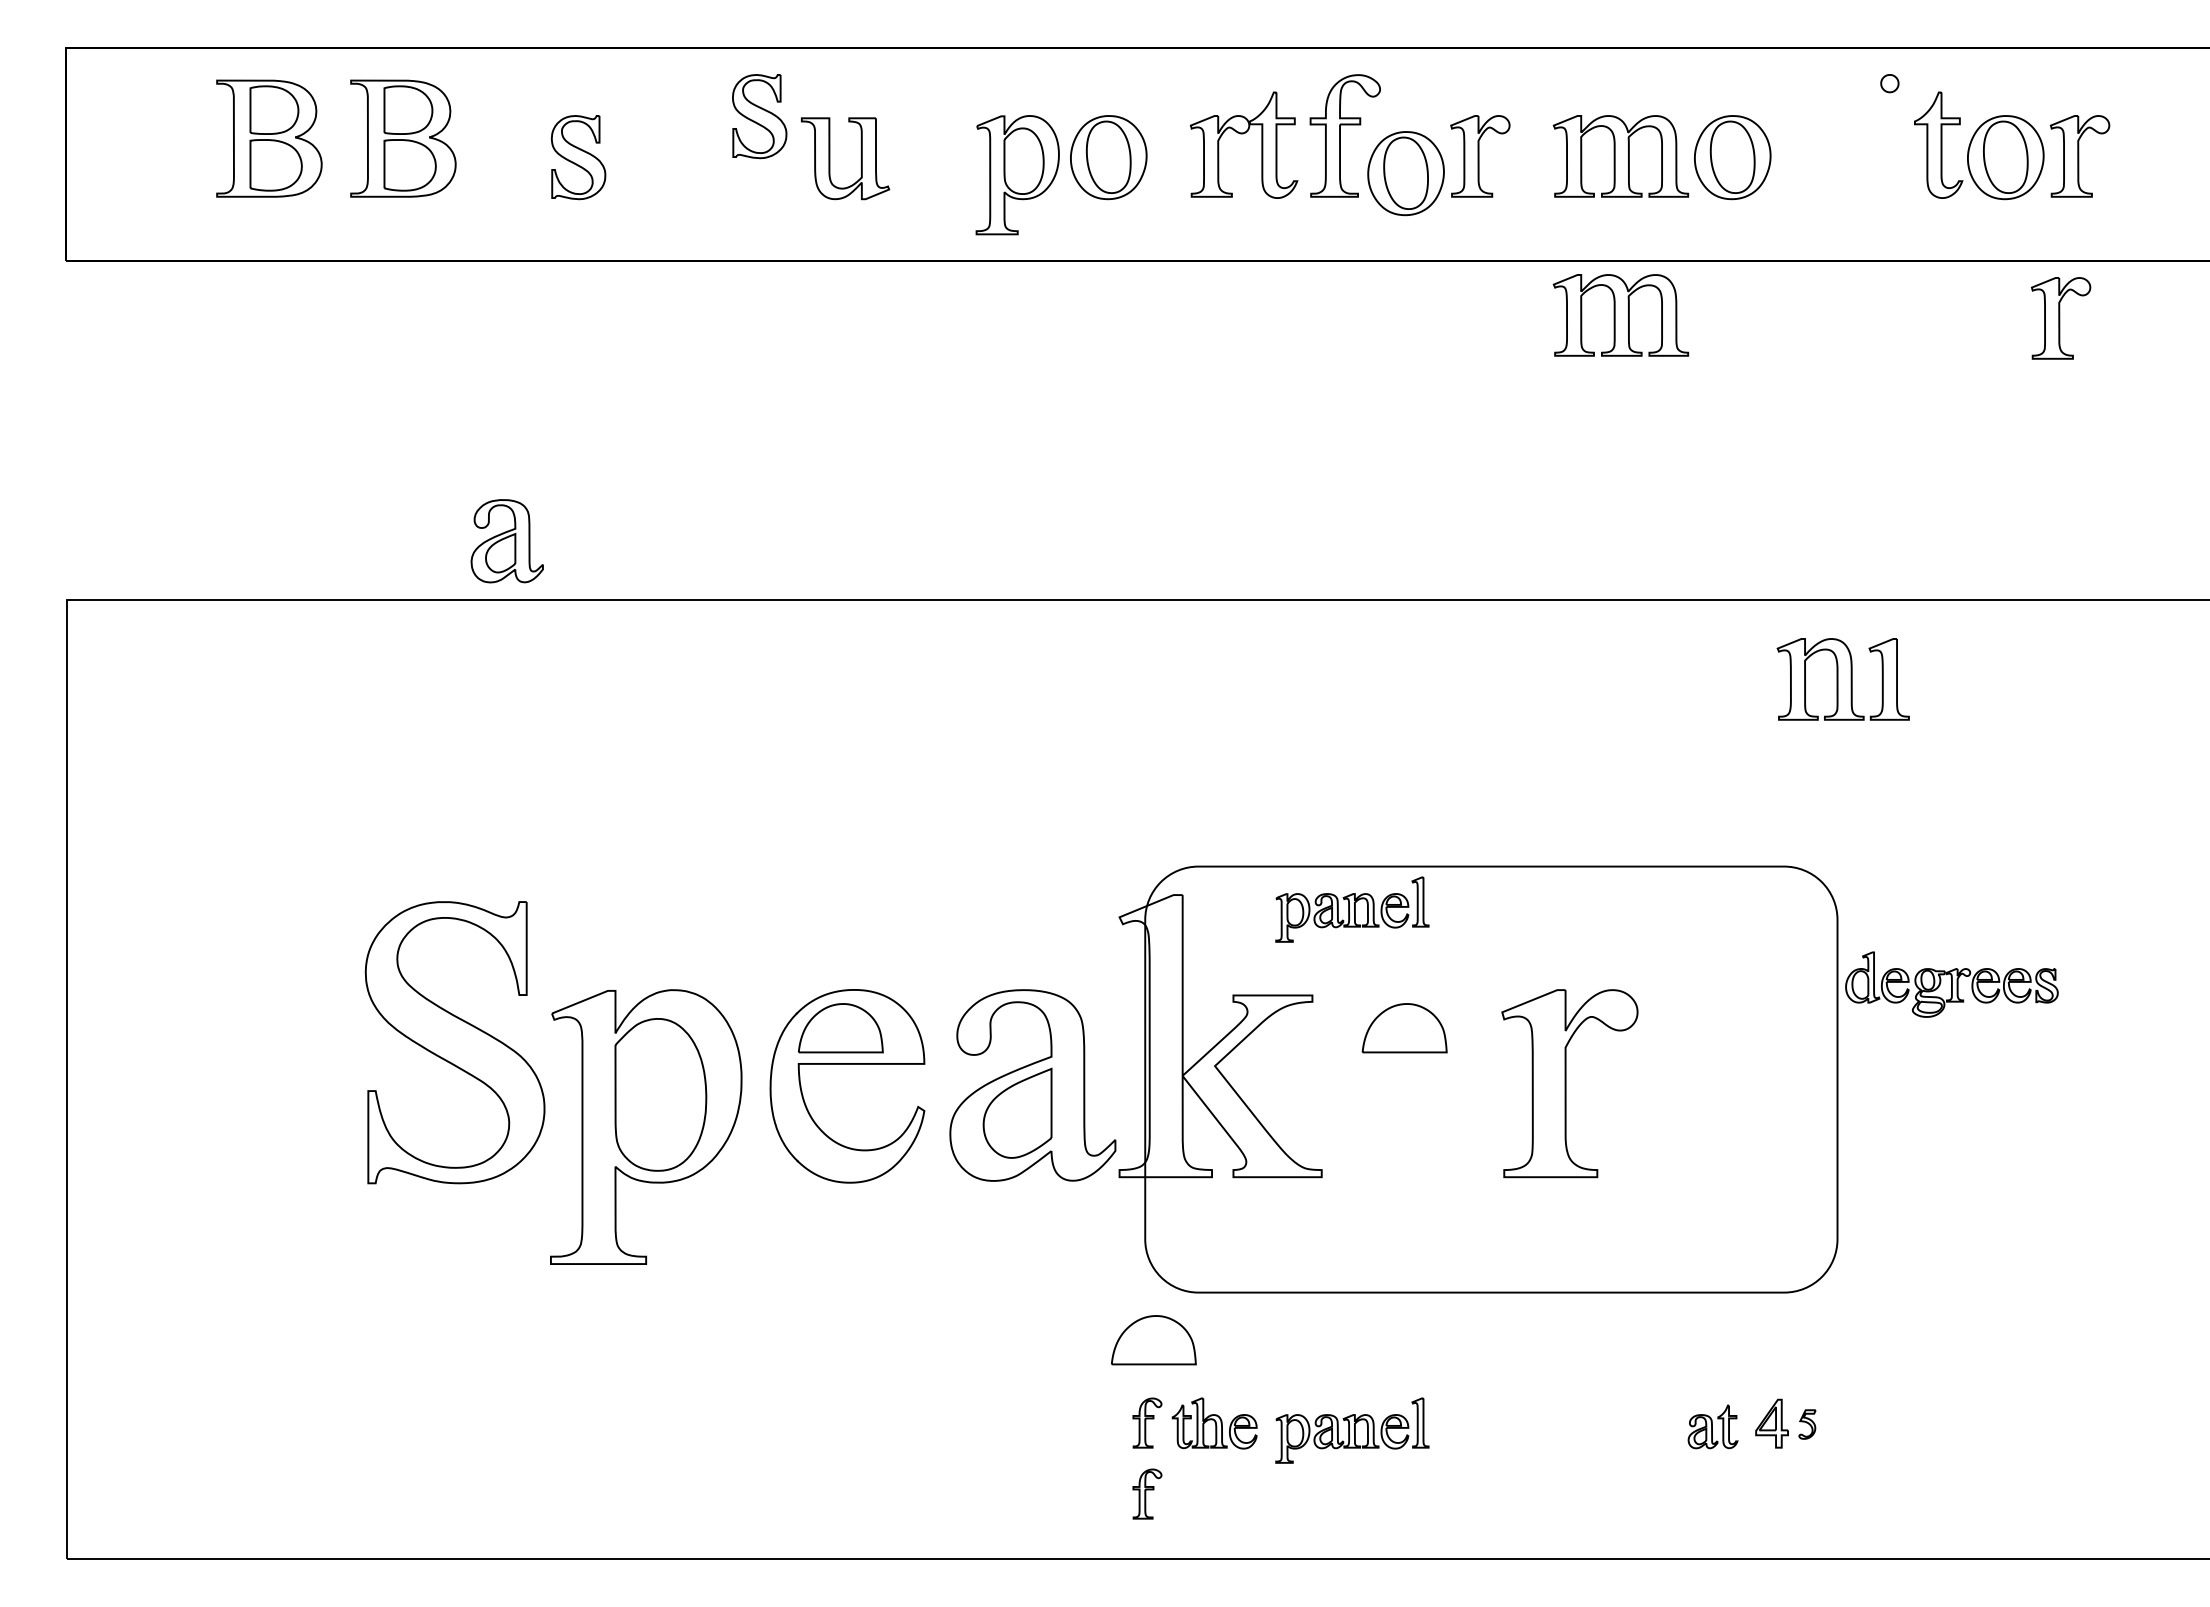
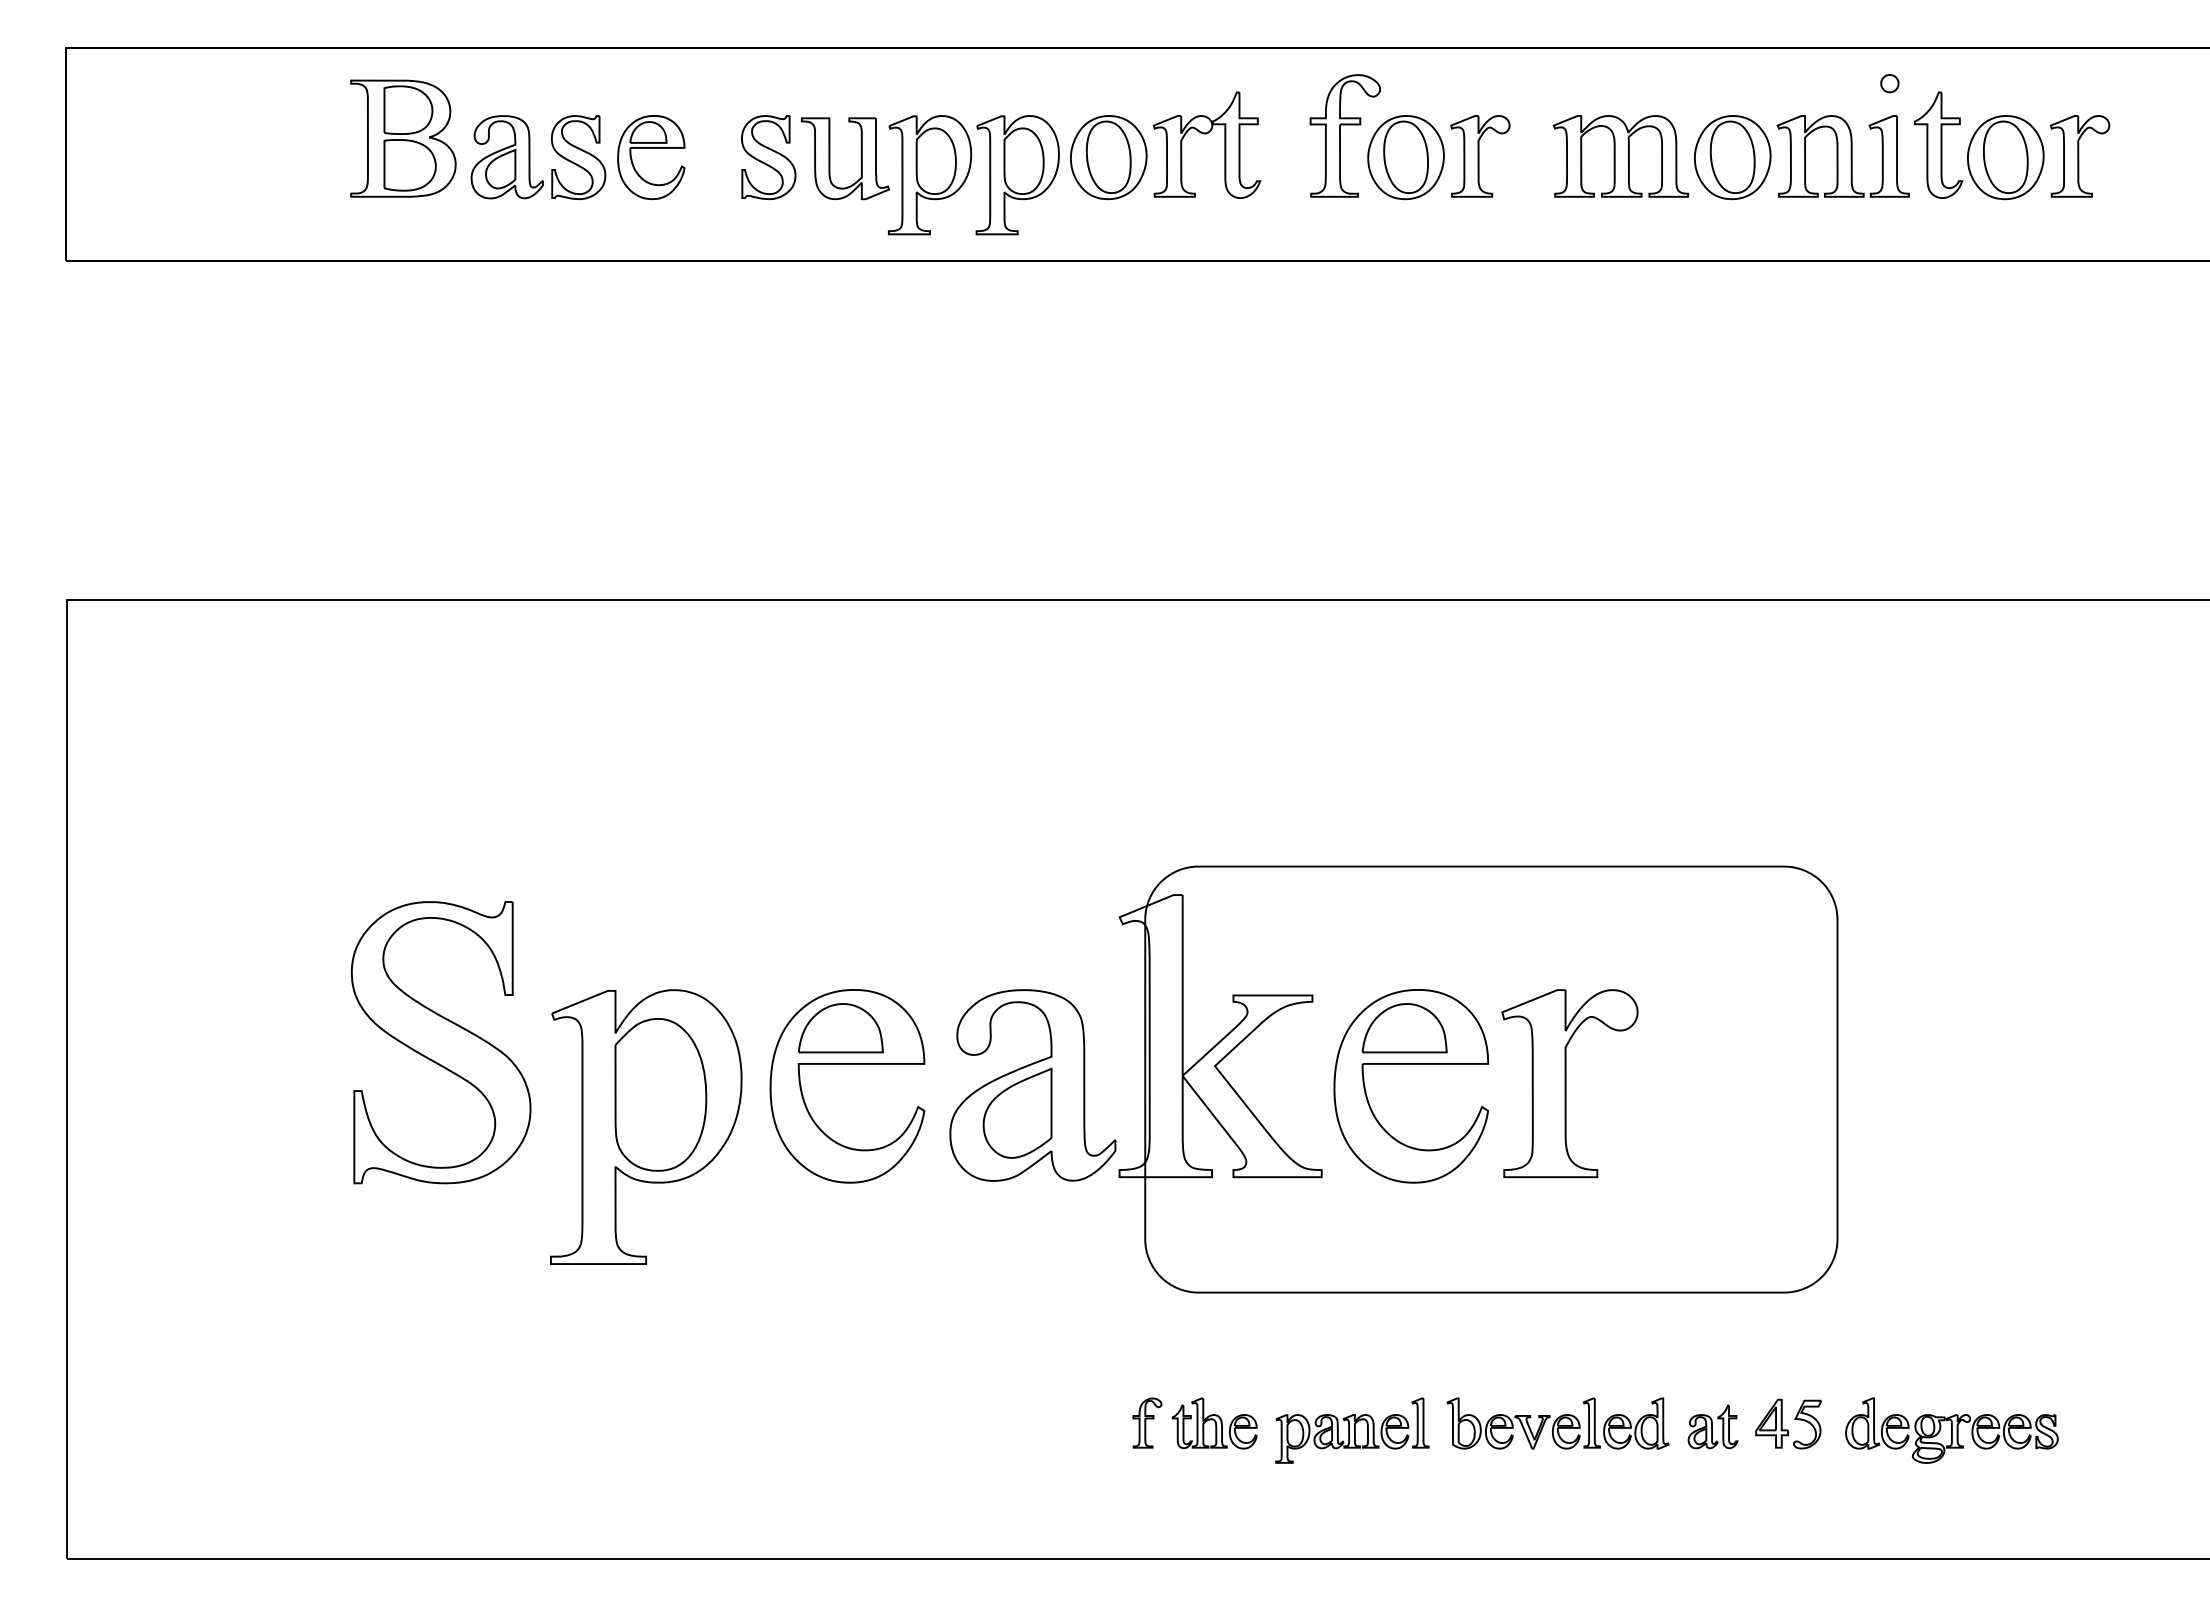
part position: (759, 116) -> (768, 157) (768, 157)
part position: (1243, 134) -> (1206, 134) (1206, 134)
part: present -> none (269, 138)
part: none -> present (651, 148)
part position: (1405, 173) -> (1405, 157) (1405, 157)
part: none -> present (930, 175)
part: present -> none (1620, 315)
part: present -> none (2060, 318)
part position: (506, 541) -> (506, 157) (506, 157)
part position: (1842, 679) -> (1842, 156) (1842, 156)
part: present -> none (1352, 909)
part position: (1951, 984) -> (1951, 1430) (1951, 1430)
part position: (454, 1042) -> (440, 1042) (440, 1042)
part: none -> present (1411, 1064)
part: present -> none (1153, 1340)
part: none -> present (1557, 1423)
part size: 19x31 px -> 29x51 px (1807, 1424)
part: present -> none (1147, 1493)
